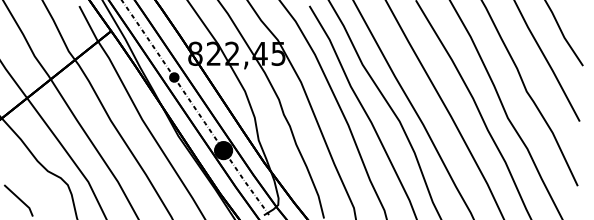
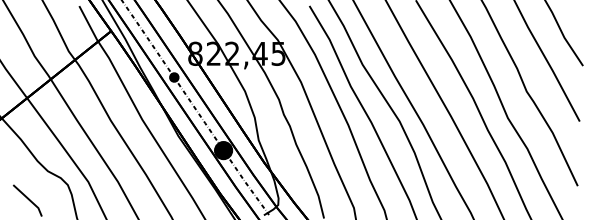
line position: (18, 199) -> (27, 199) (27, 199)
